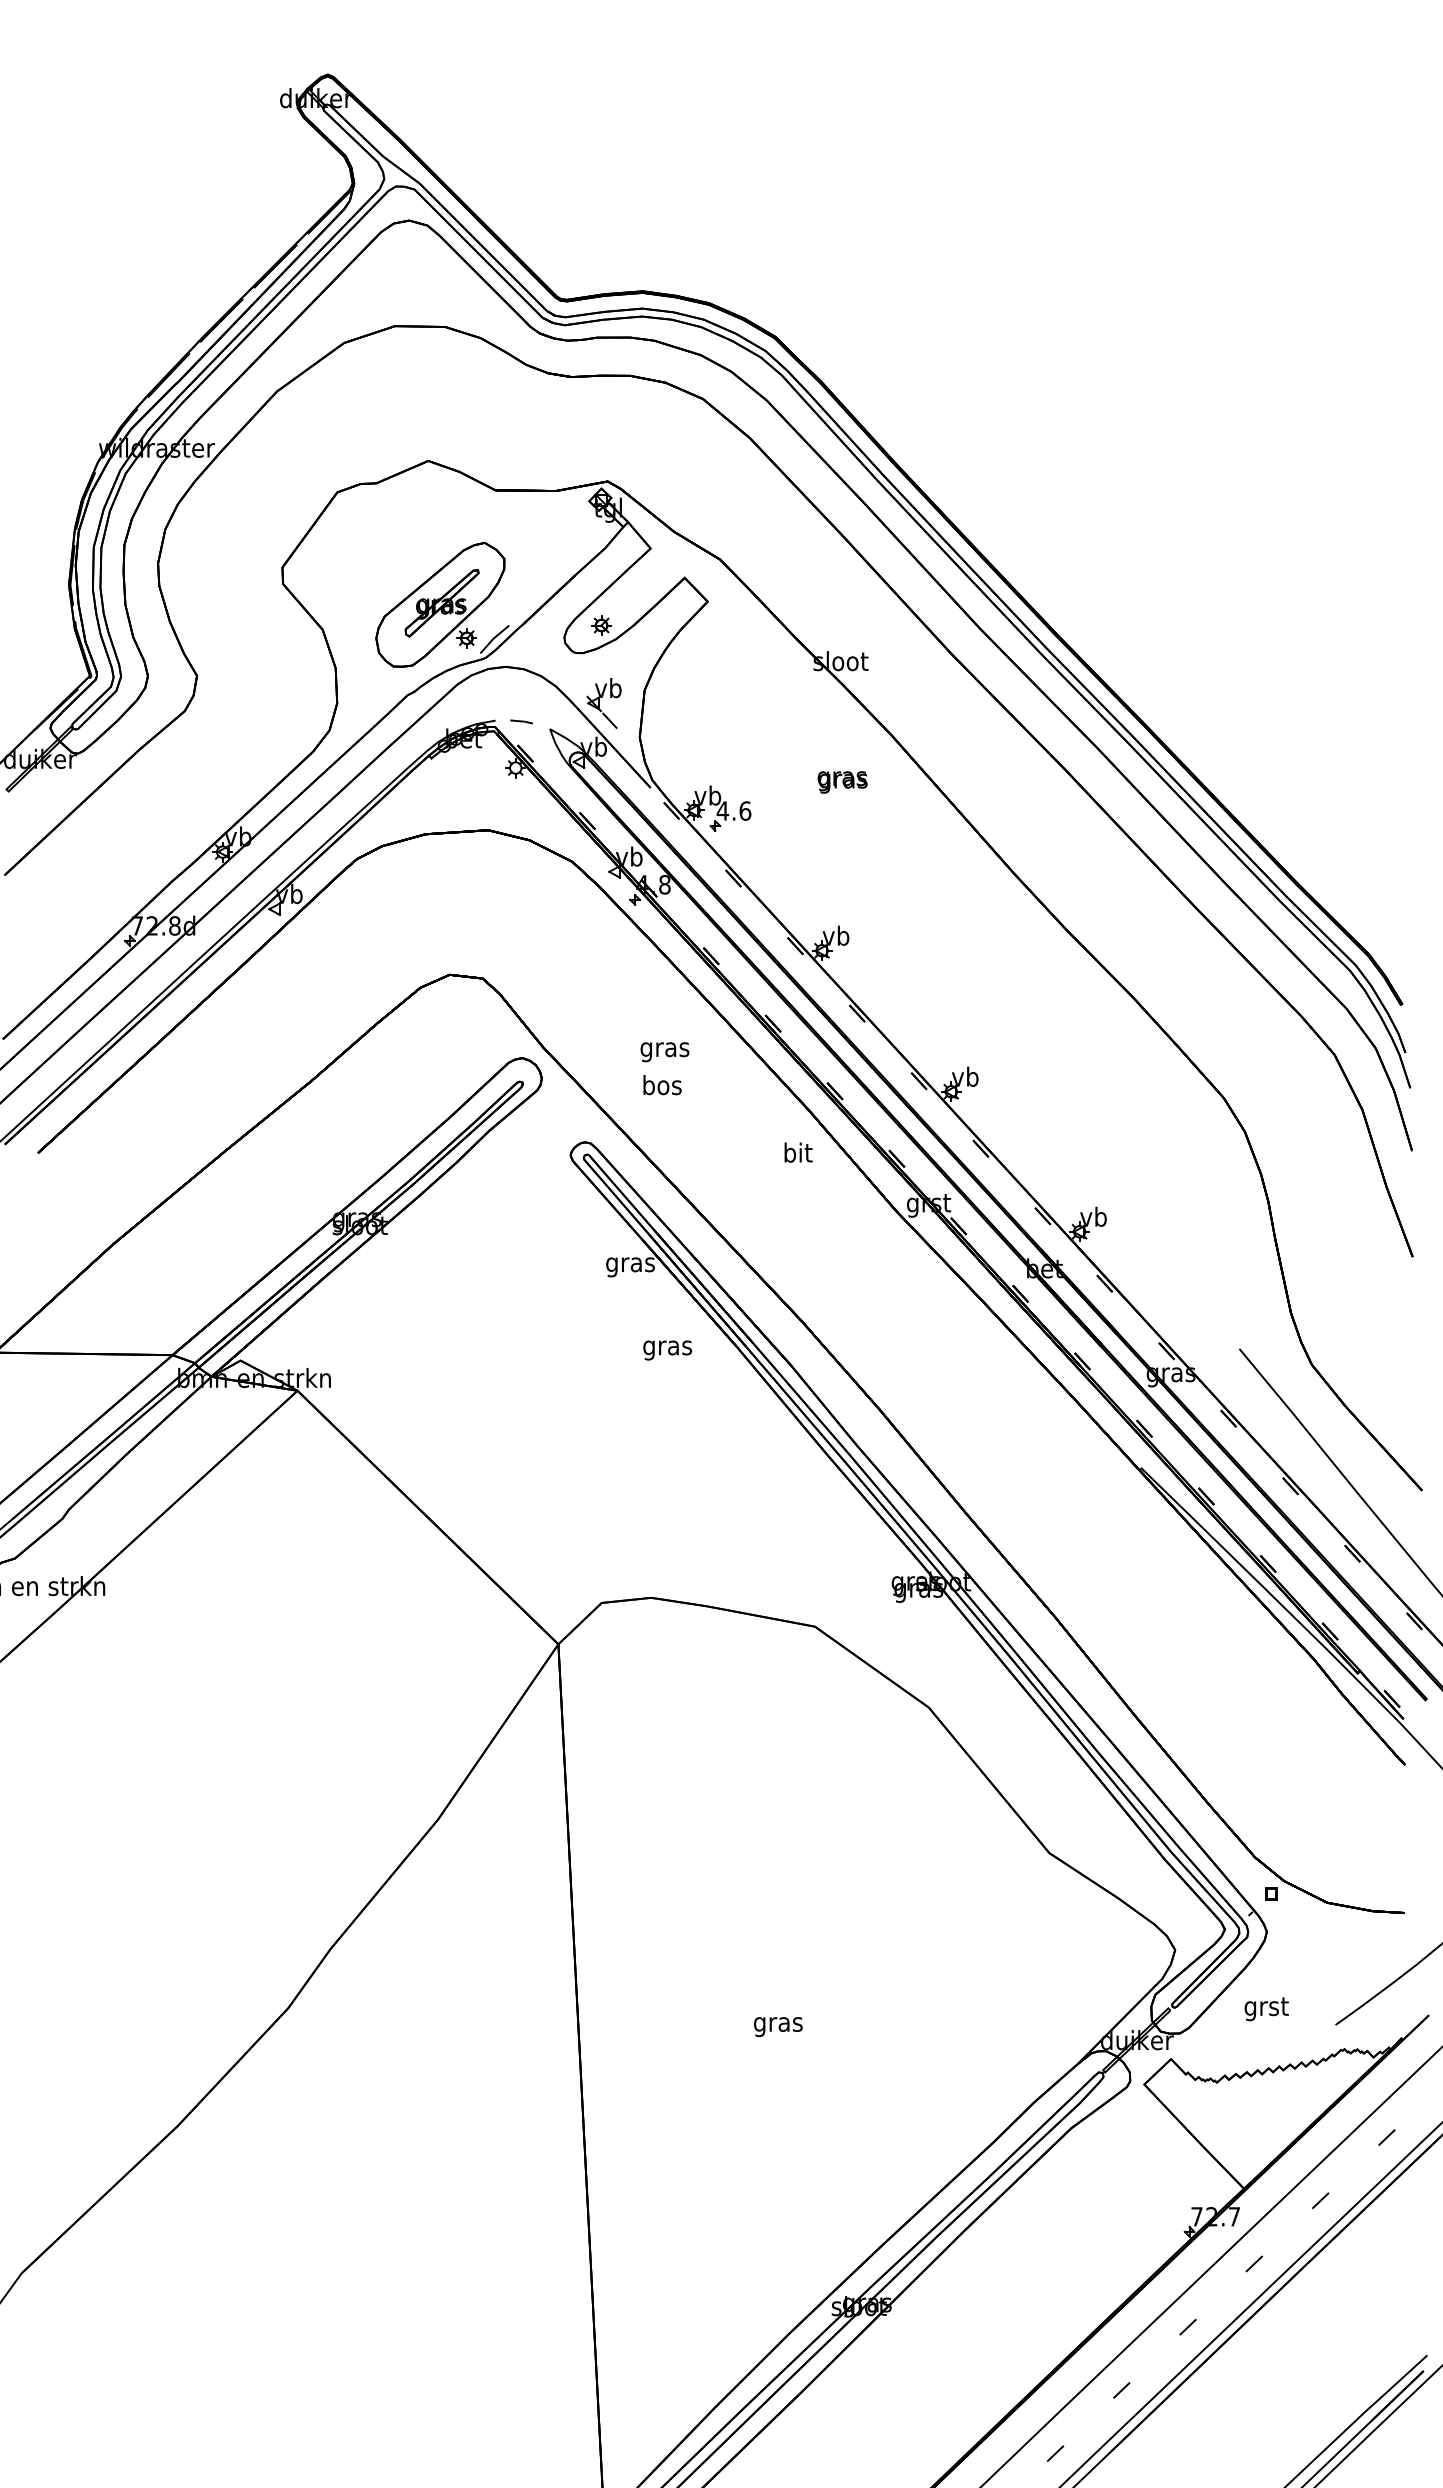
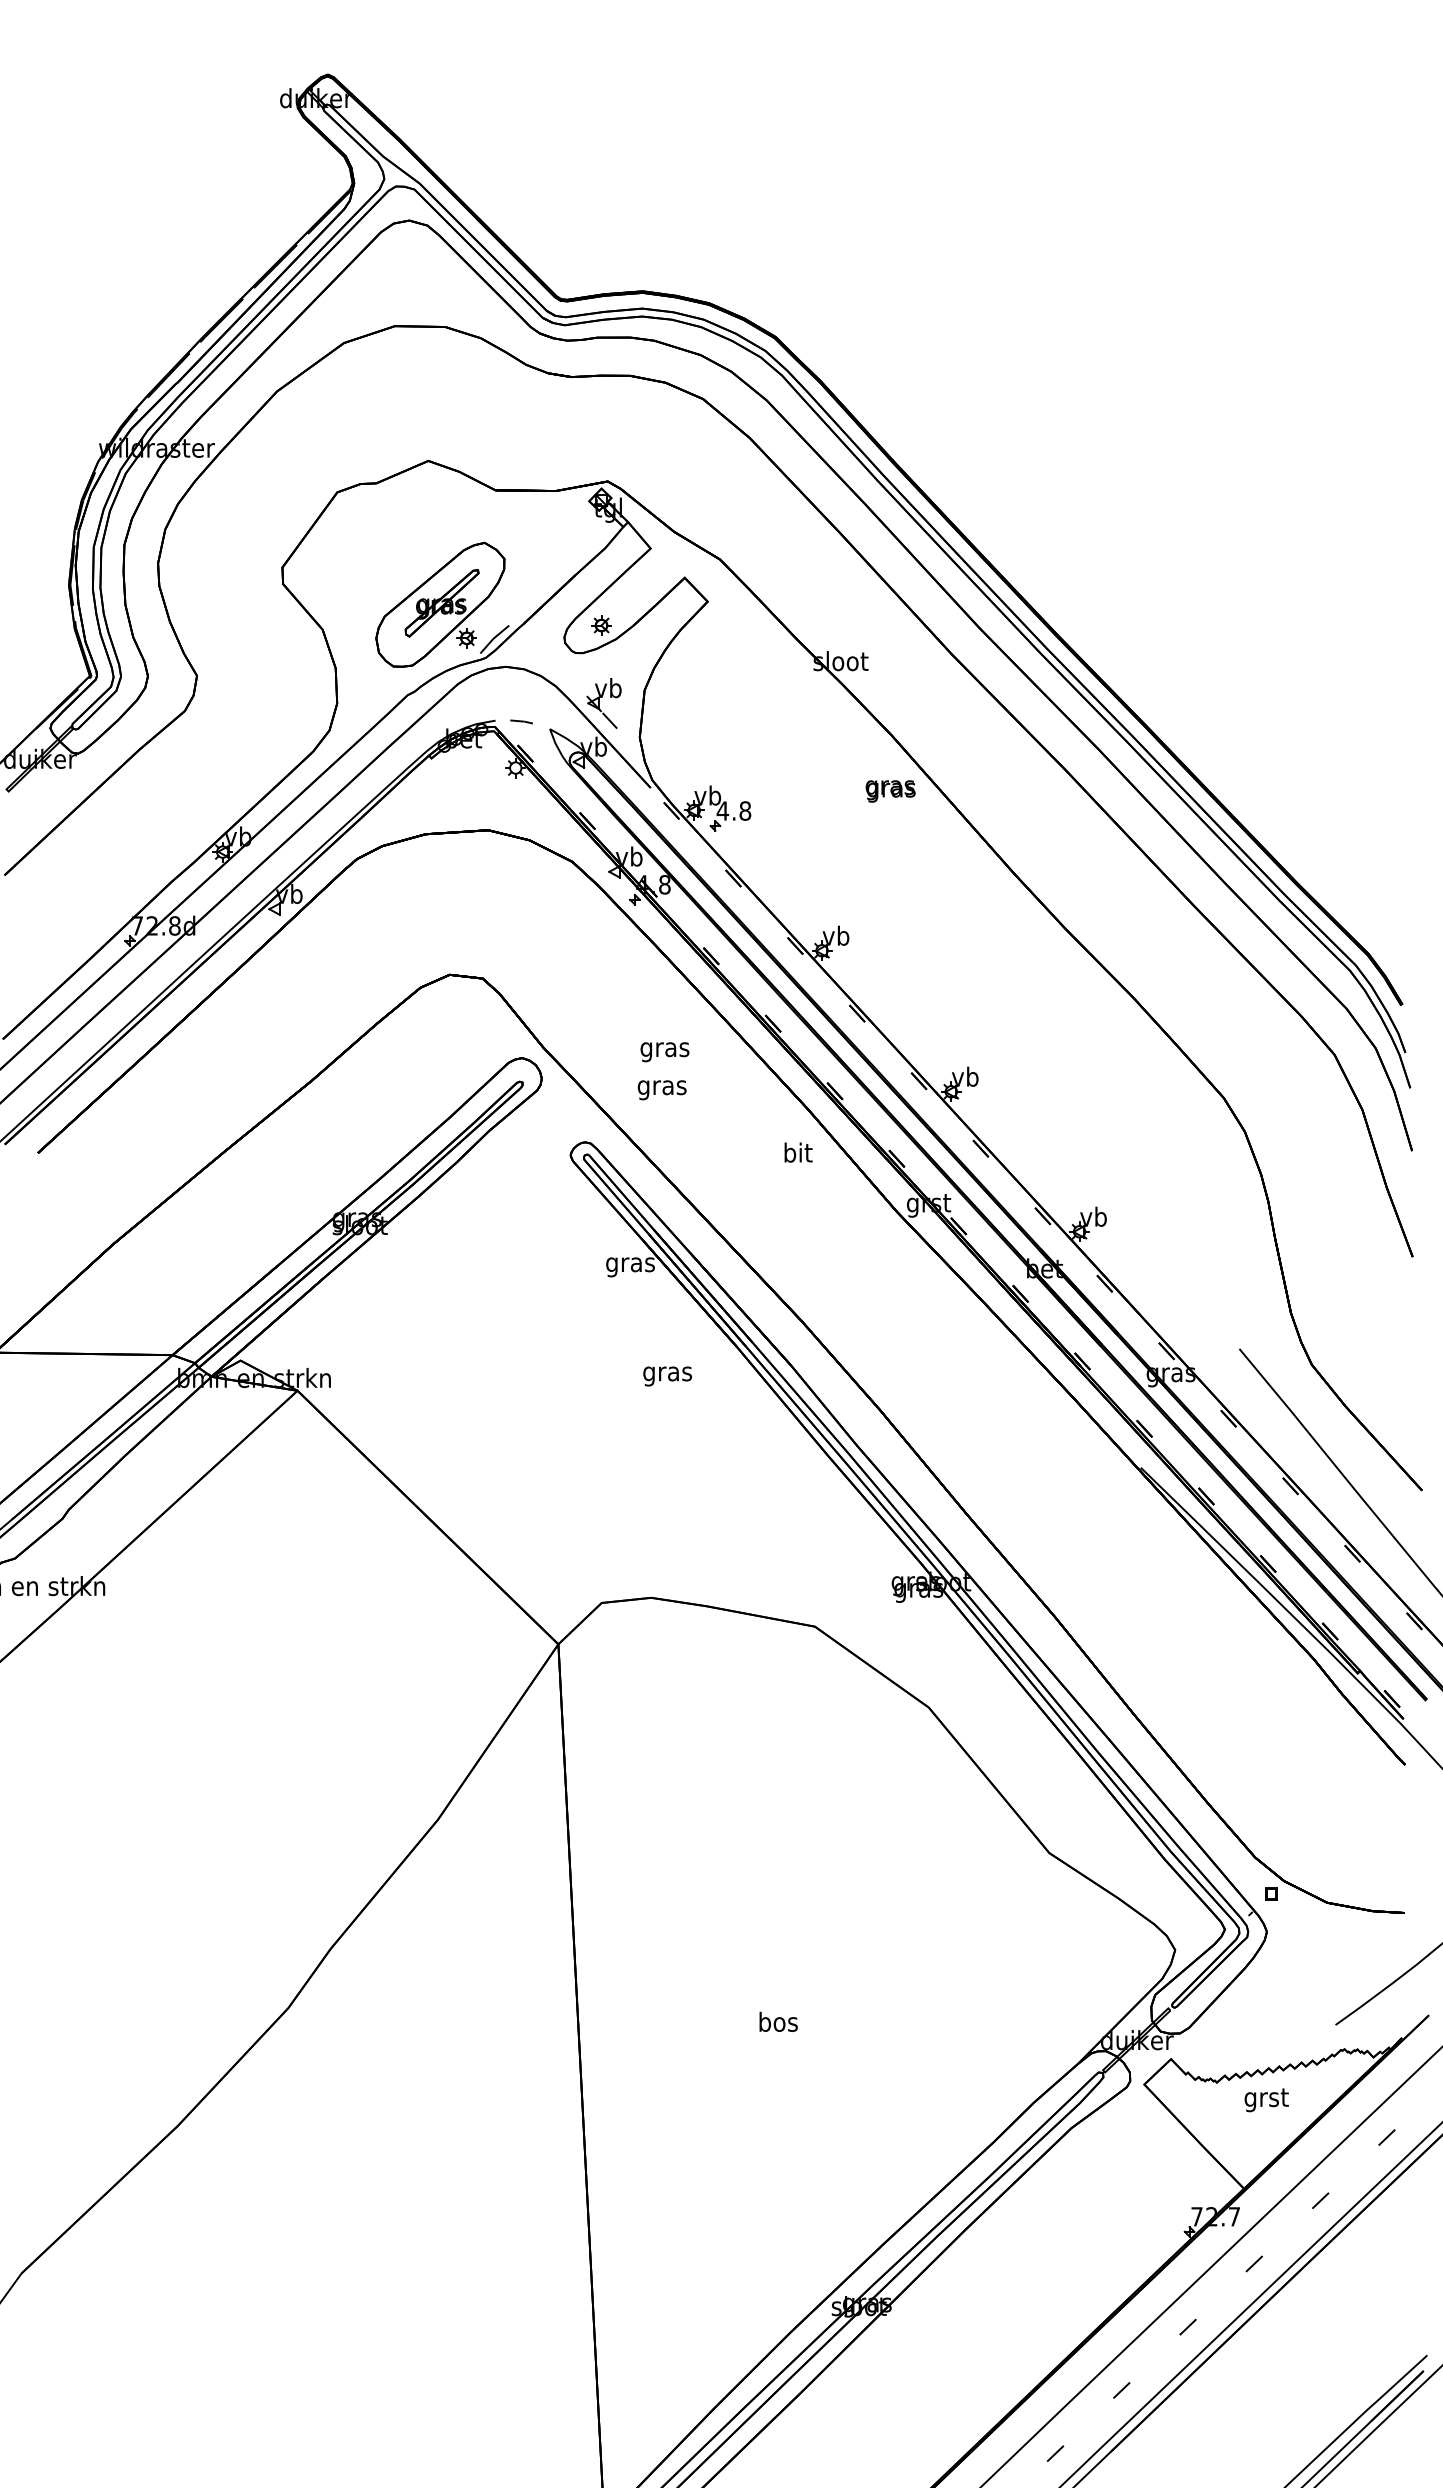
text position: (842, 782) -> (890, 791) (890, 791)
text: 4.6 -> 4.8 (745, 810)
text: bos -> gras (661, 1087)
text position: (667, 1350) -> (667, 1376) (667, 1376)
text position: (1266, 2009) -> (1266, 2100) (1266, 2100)
text: gras -> bos (778, 2024)
